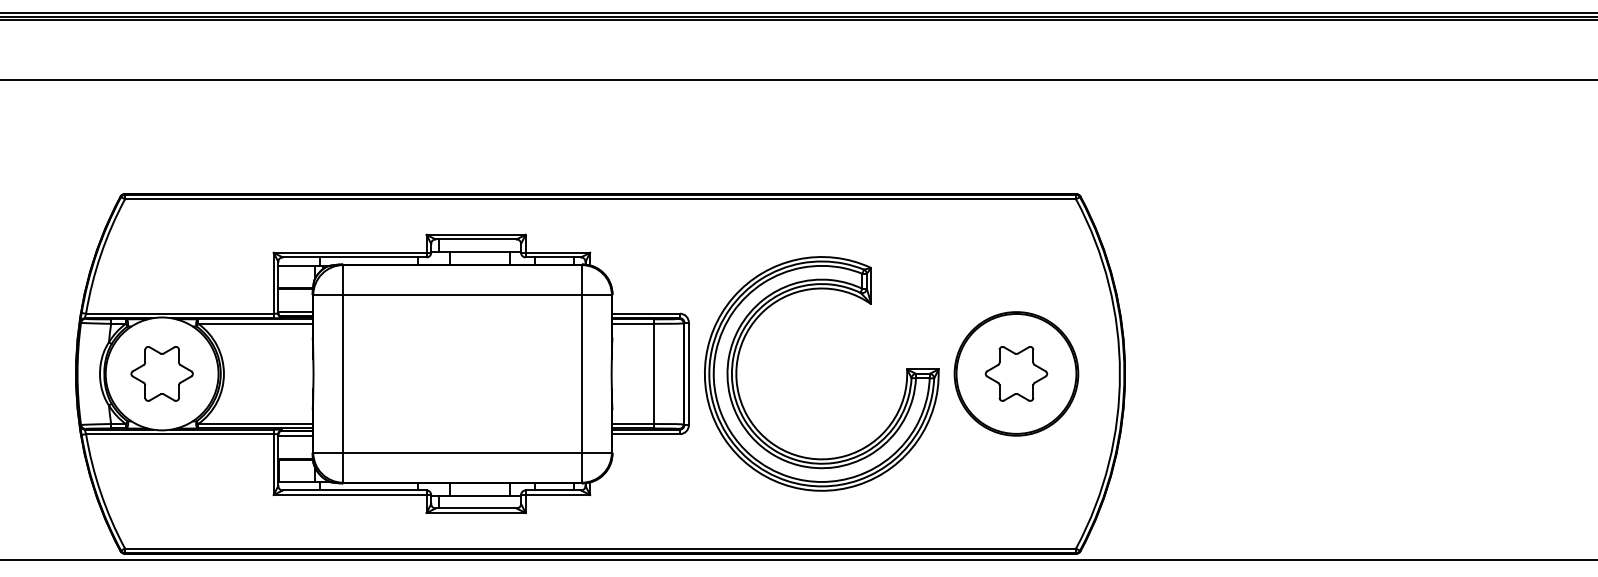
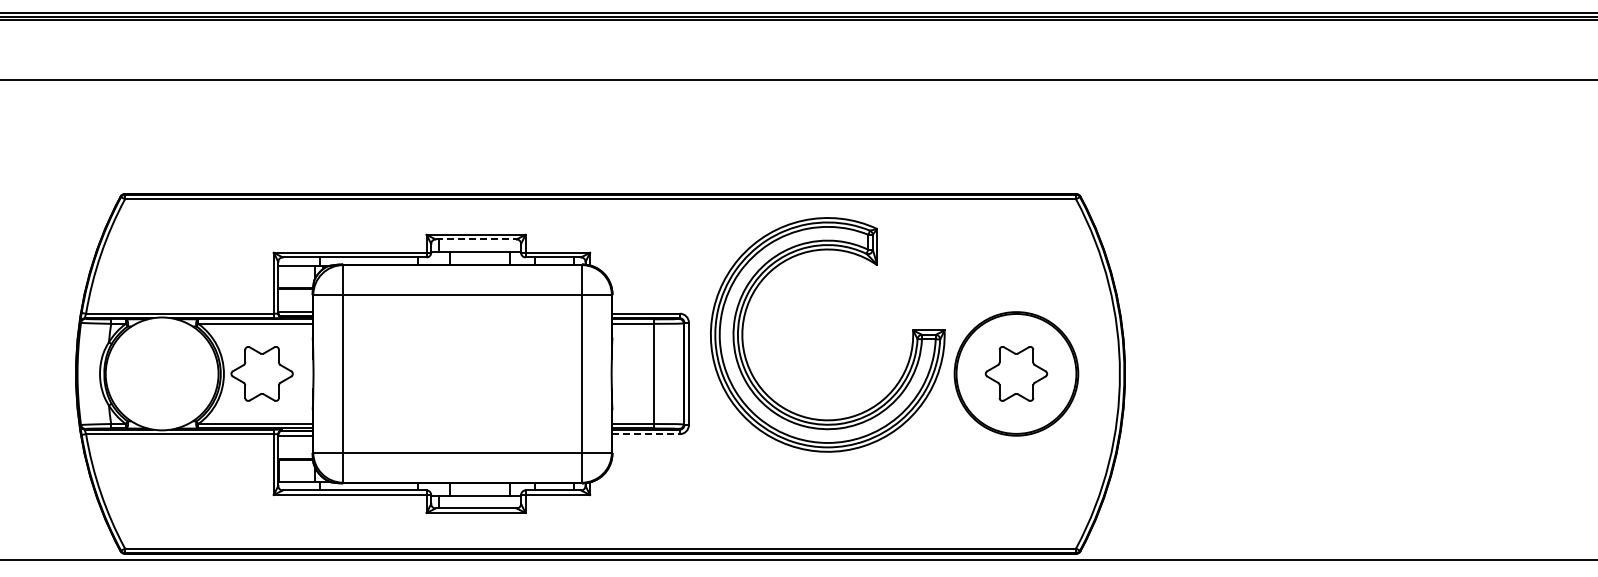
line: solid -> dashed (476, 239)
part position: (771, 306) -> (777, 267) (777, 267)
part position: (161, 373) -> (261, 373) (261, 373)
line: solid -> dashed (646, 434)
